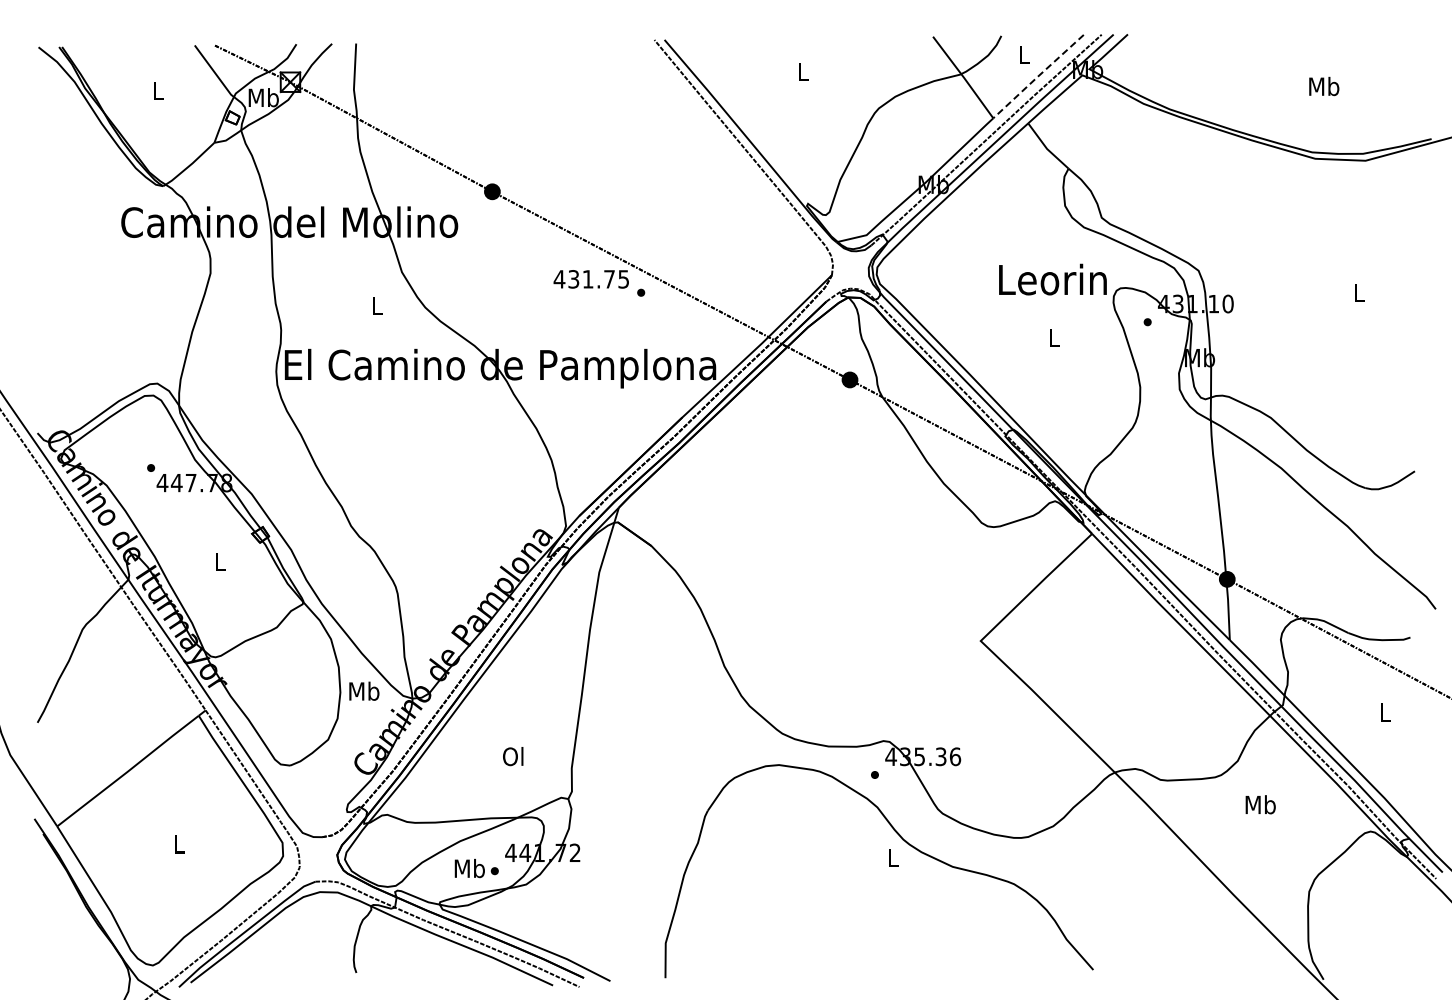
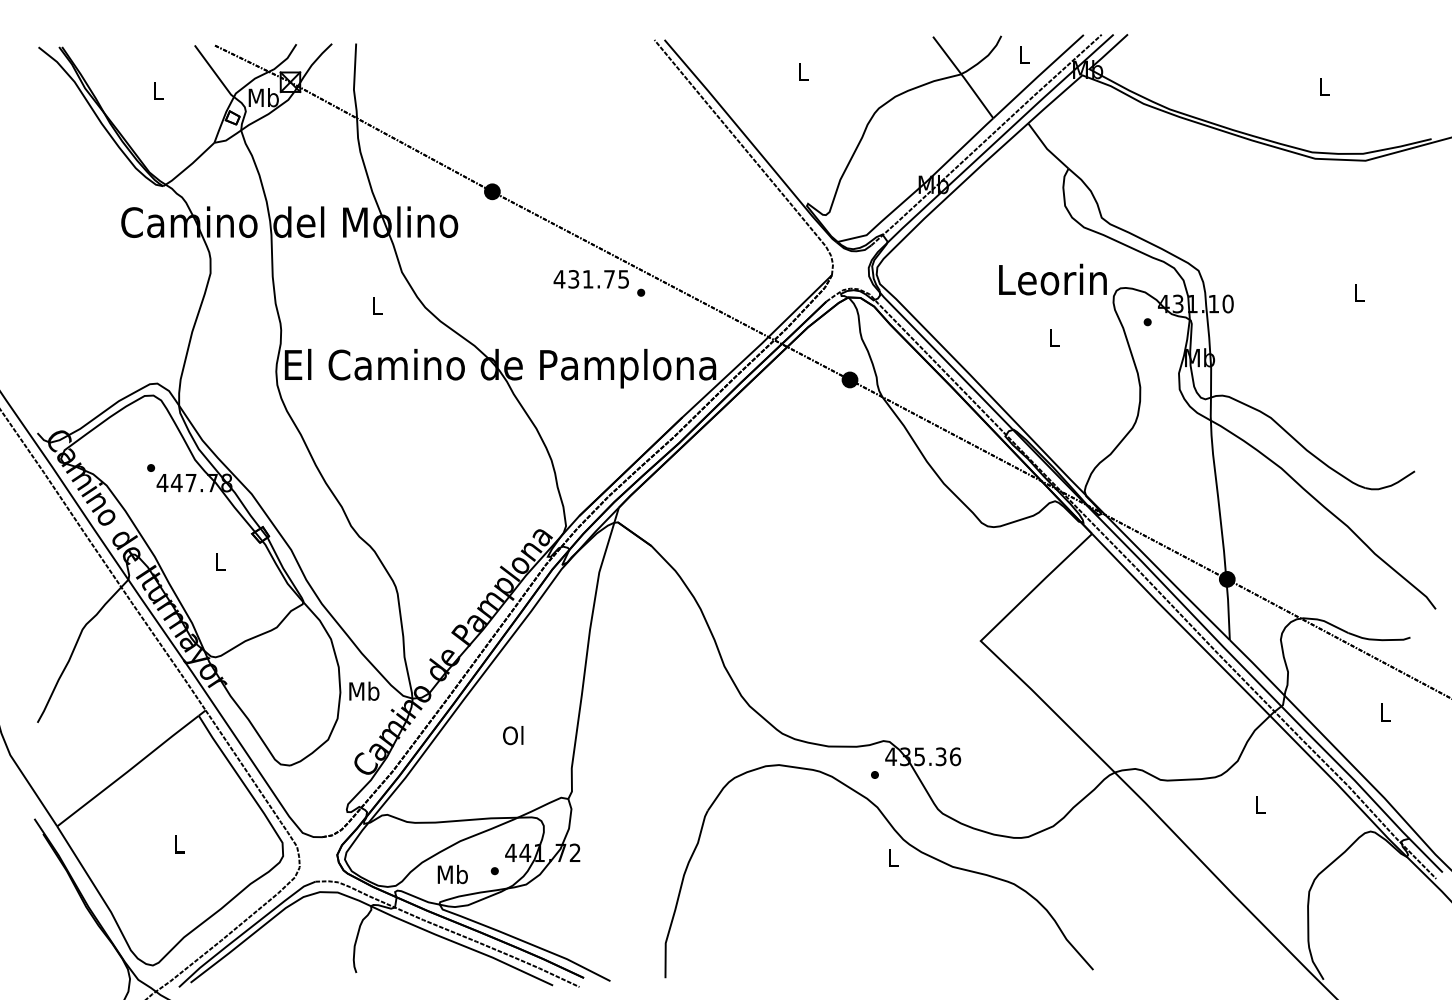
line: dashed -> solid (1037, 76)
text: Mb -> L (1324, 86)
text position: (513, 756) -> (513, 735) (513, 735)
text: Mb -> L (1260, 804)
text position: (469, 868) -> (452, 874) (452, 874)
